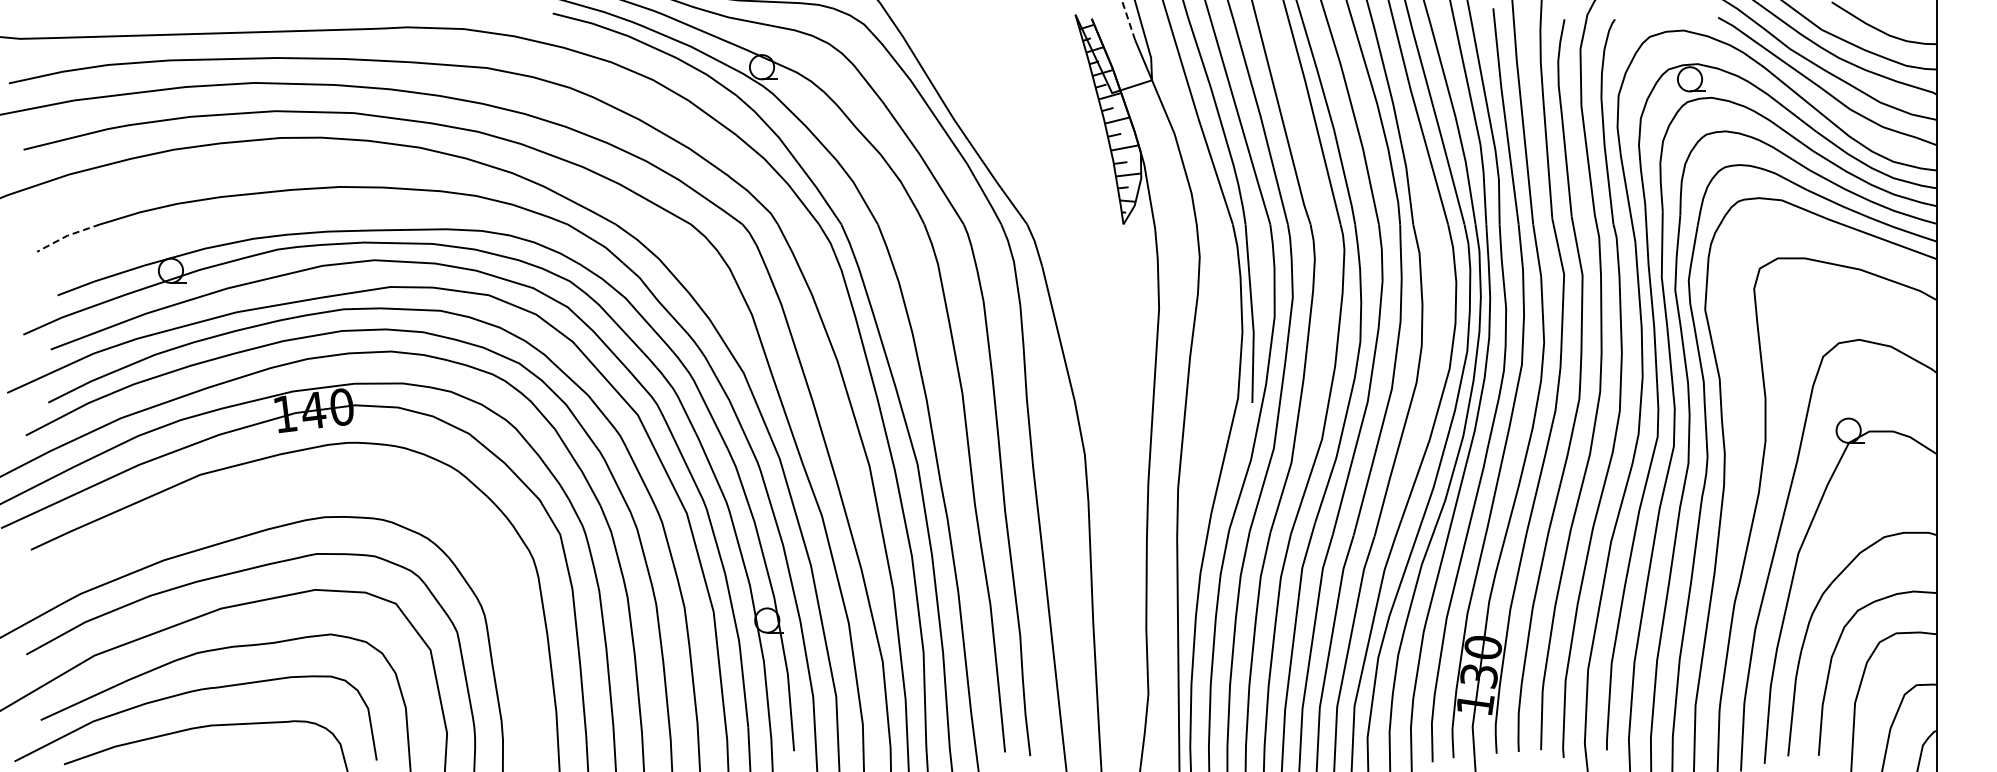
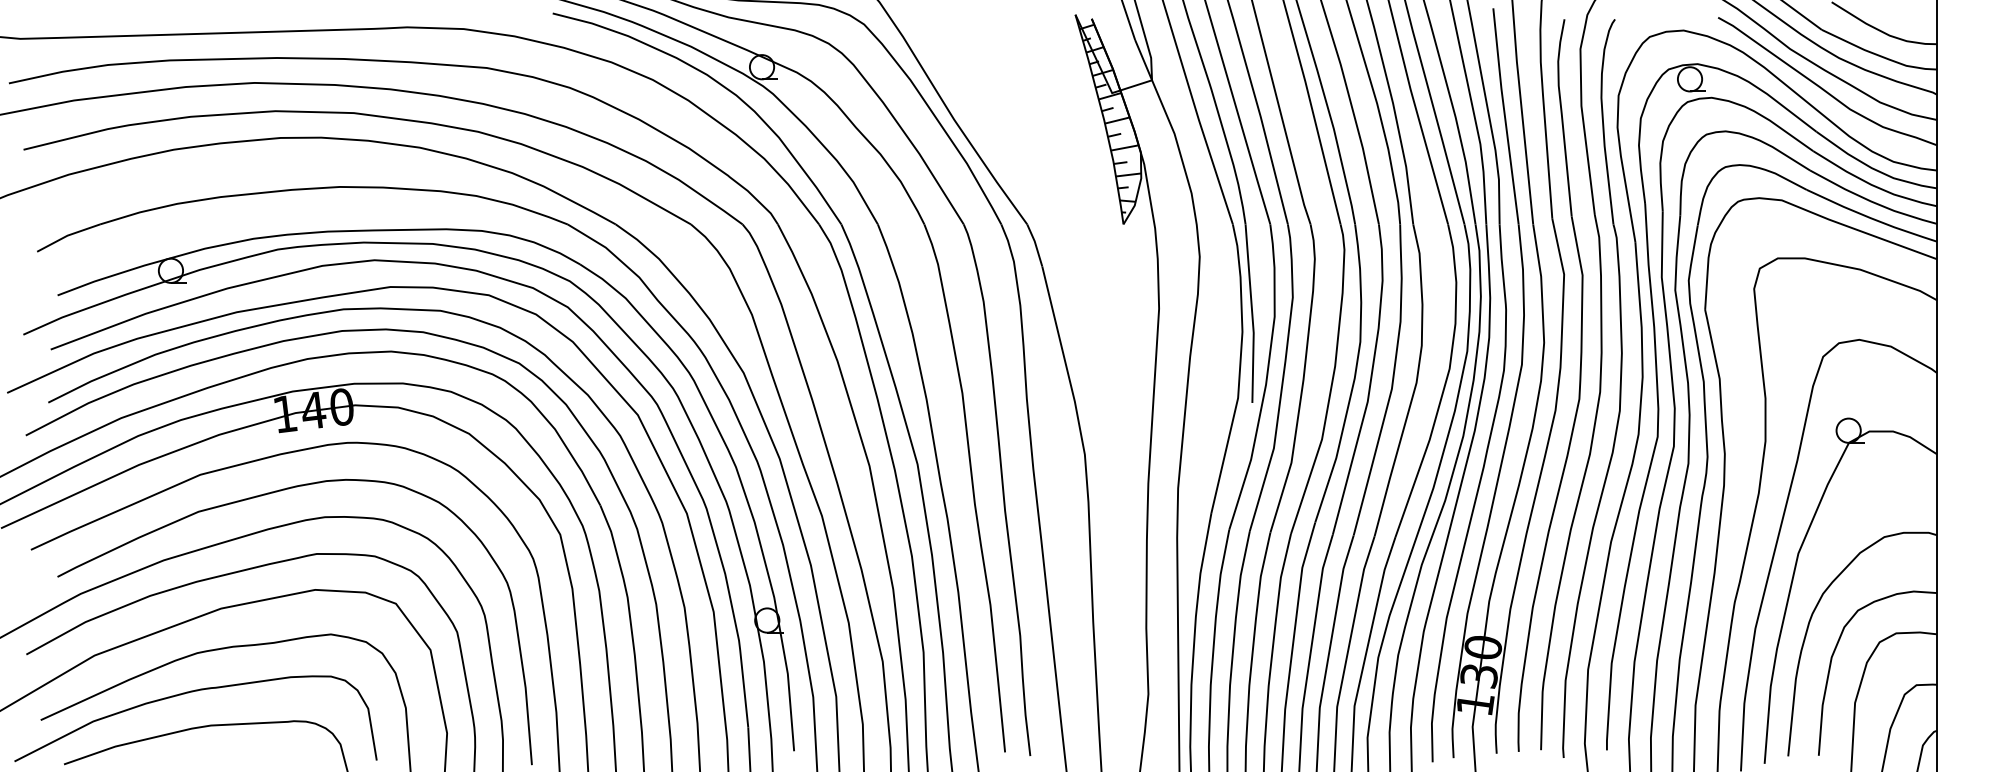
line: dashed -> solid (1128, 20)
line: dashed -> solid (67, 235)
curve: none -> present (261, 496)
